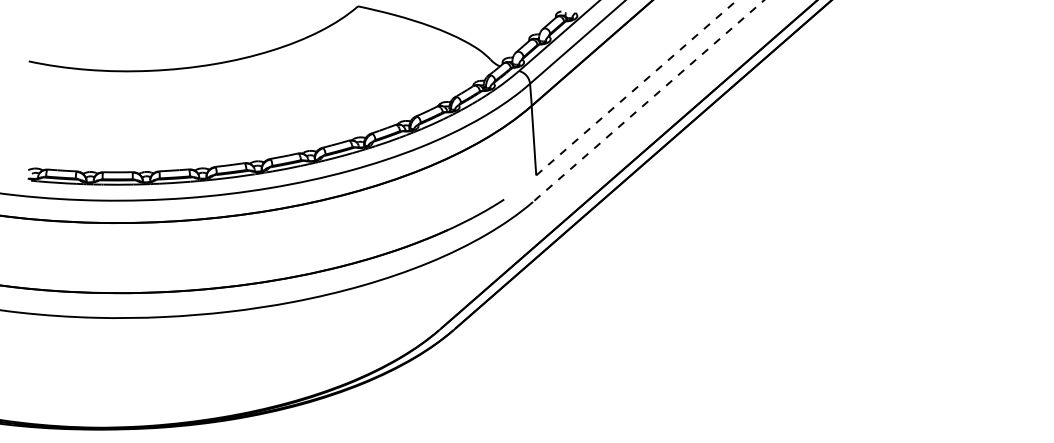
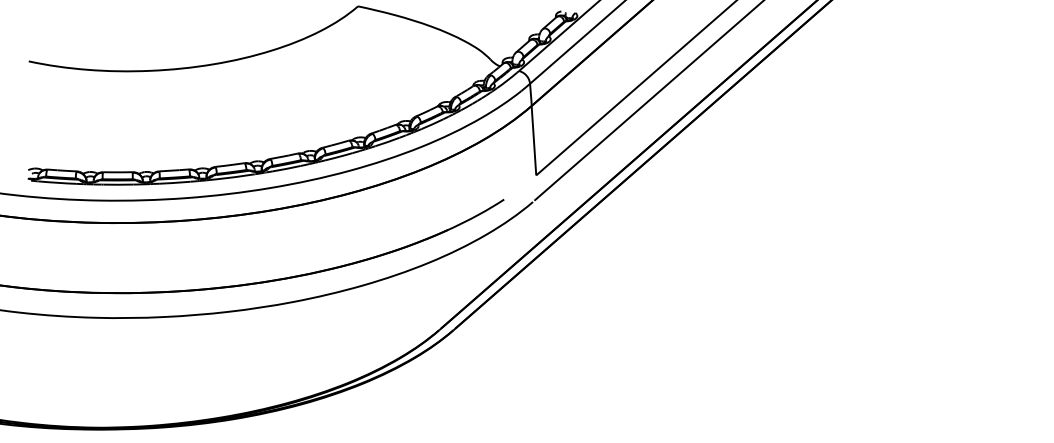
line: dashed -> solid (636, 88)
line: dashed -> solid (649, 100)
